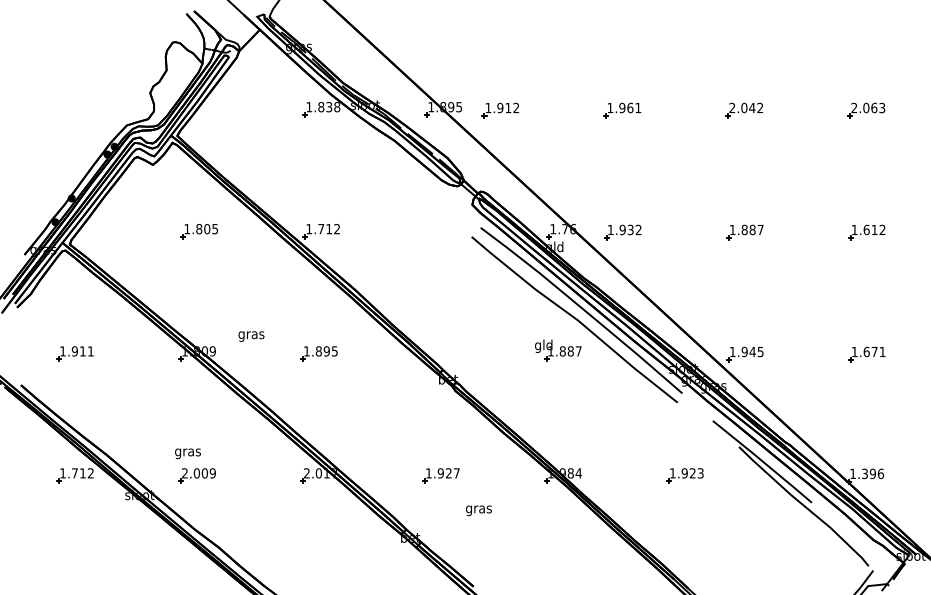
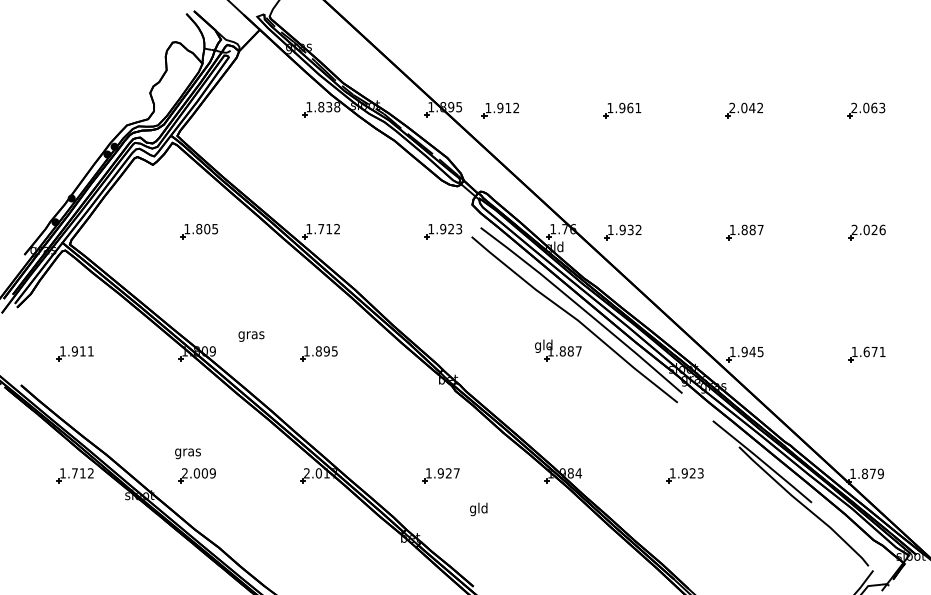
text: 1.612 -> 2.026 (868, 229)
part: none -> present (443, 231)
text: 1.396 -> 1.879 (873, 473)
text: gras -> gld (478, 509)
